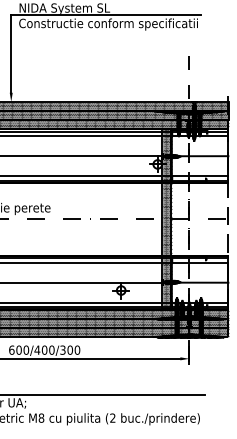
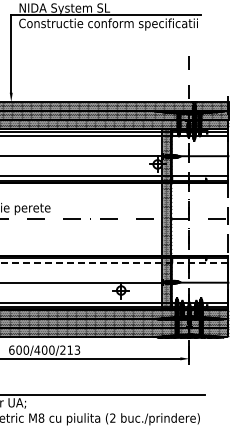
line: solid -> dashed (114, 263)
text: 600/400/300 -> 600/400/213 (70, 349)
